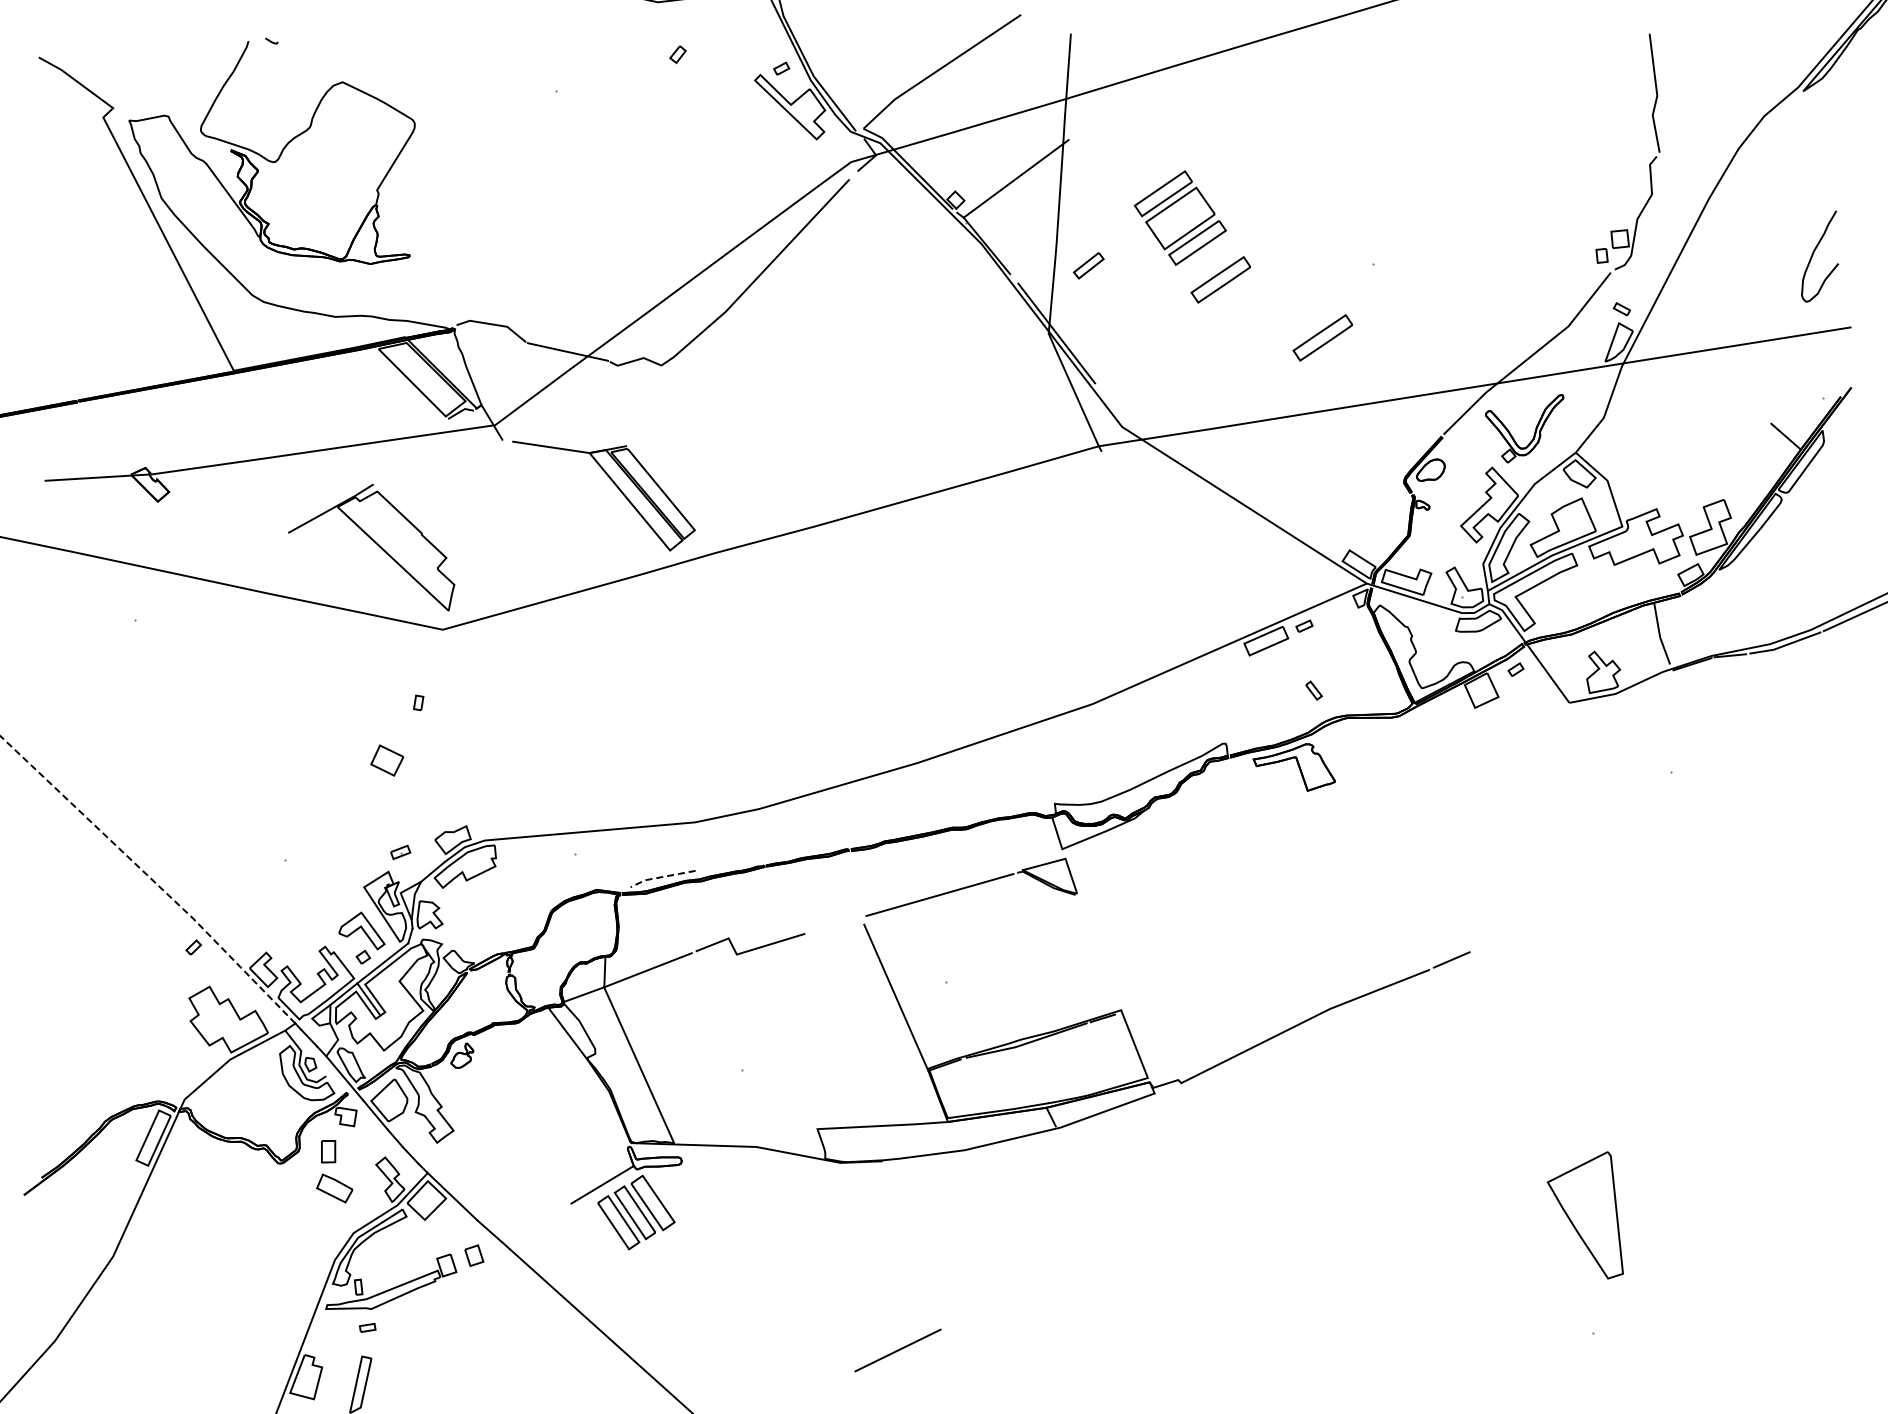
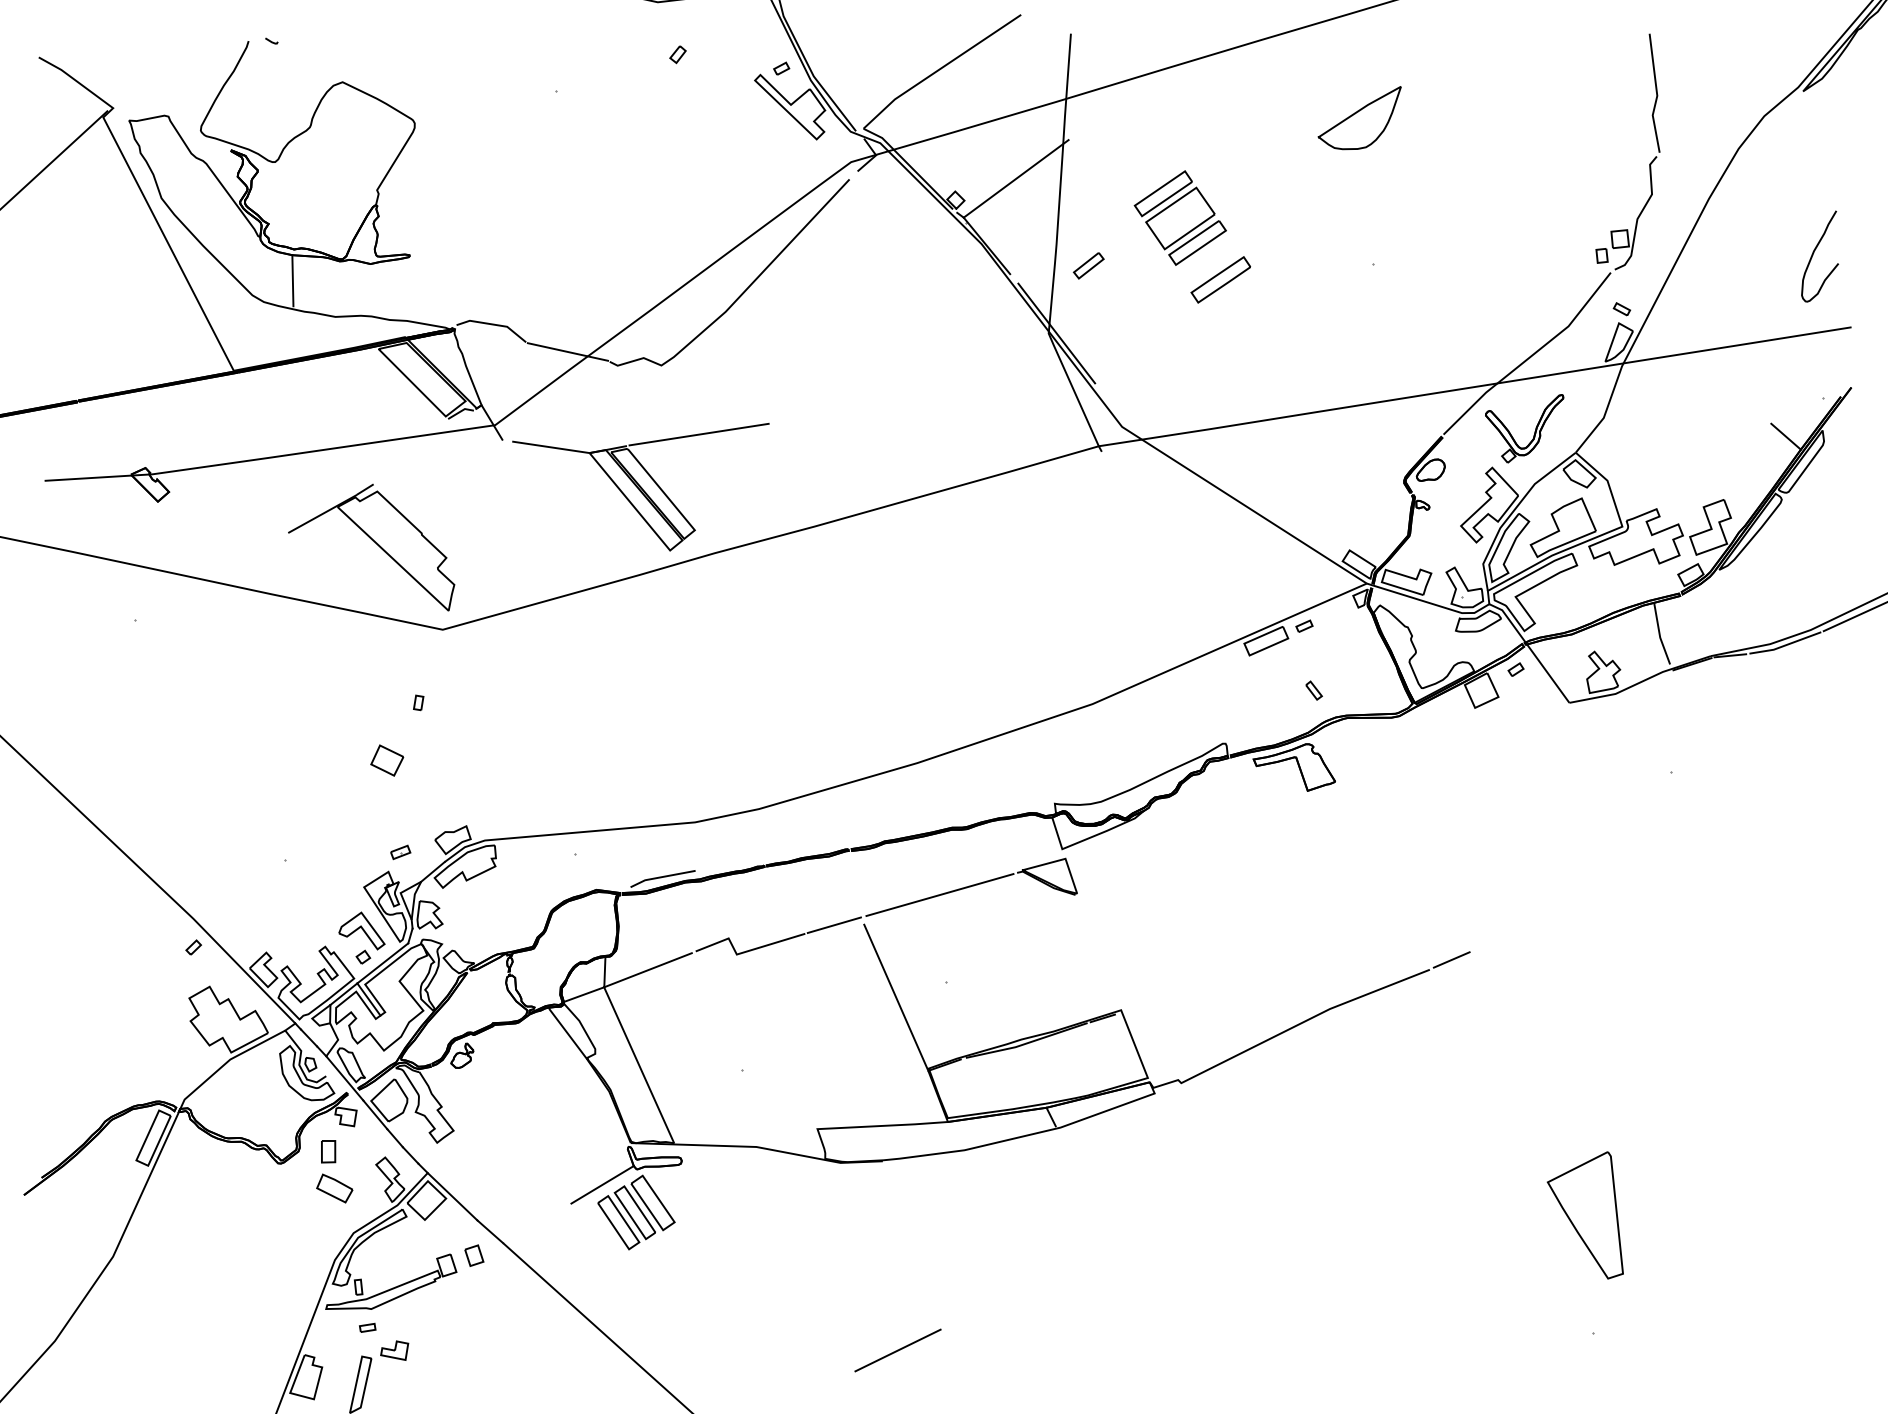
part: none -> present (1359, 118)
line: none -> present (54, 159)
line: none -> present (292, 280)
part: present -> none (1322, 337)
line: none -> present (698, 434)
line: dashed -> solid (661, 877)
line: dashed -> solid (150, 878)
line: none -> present (833, 924)
part: none -> present (394, 1350)
